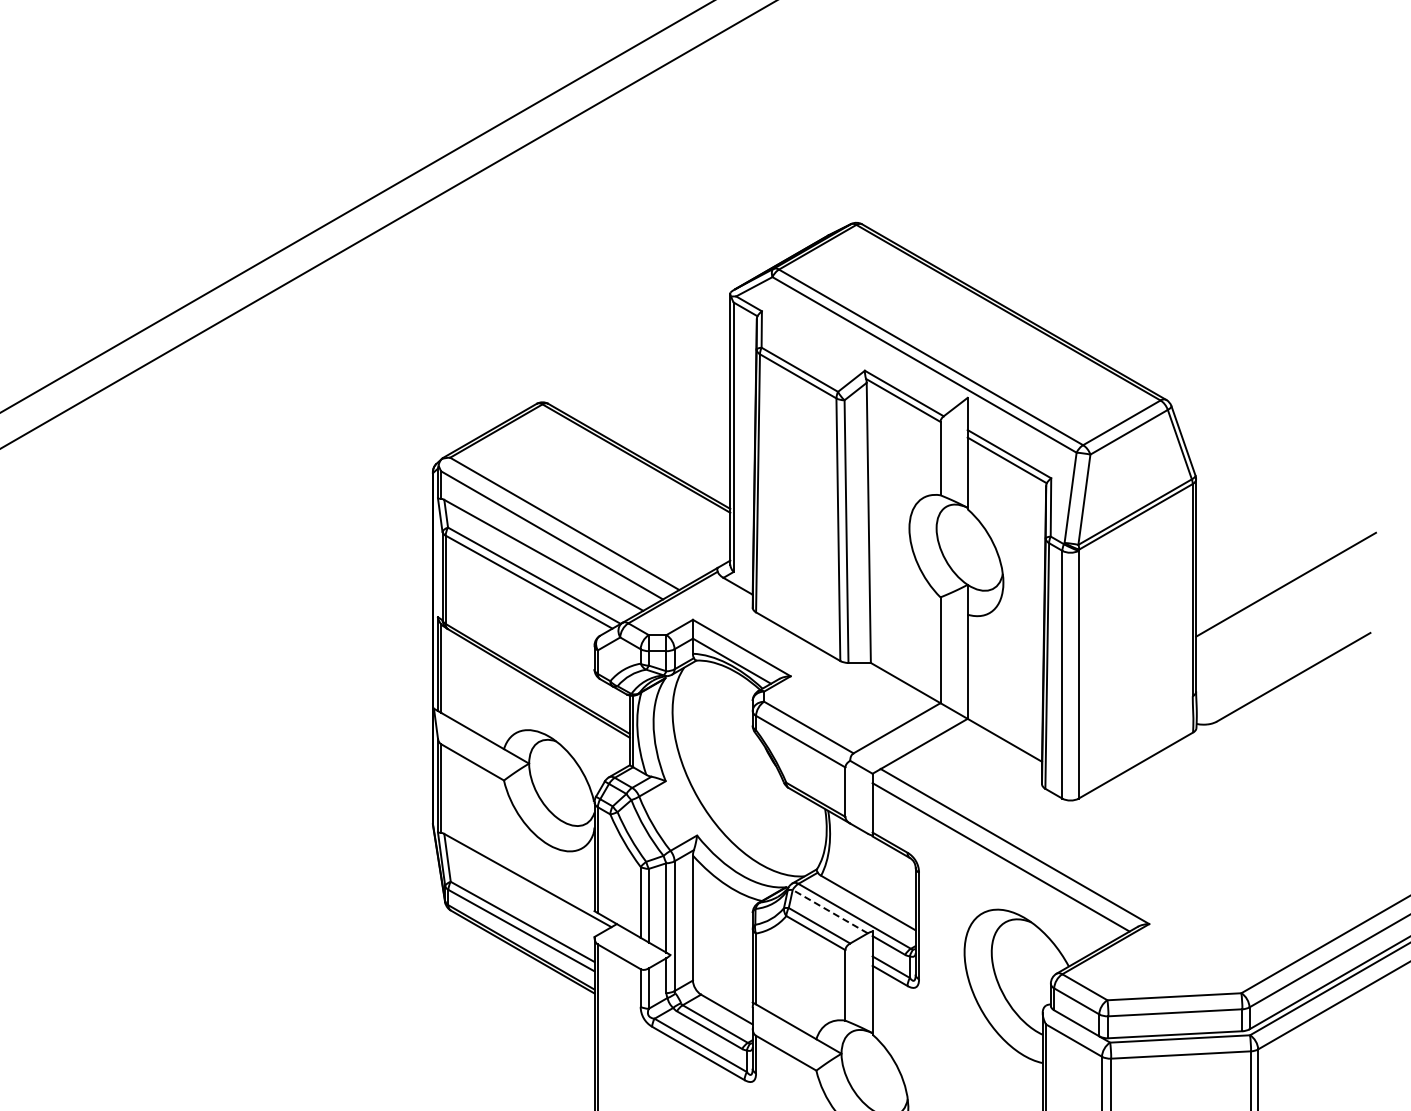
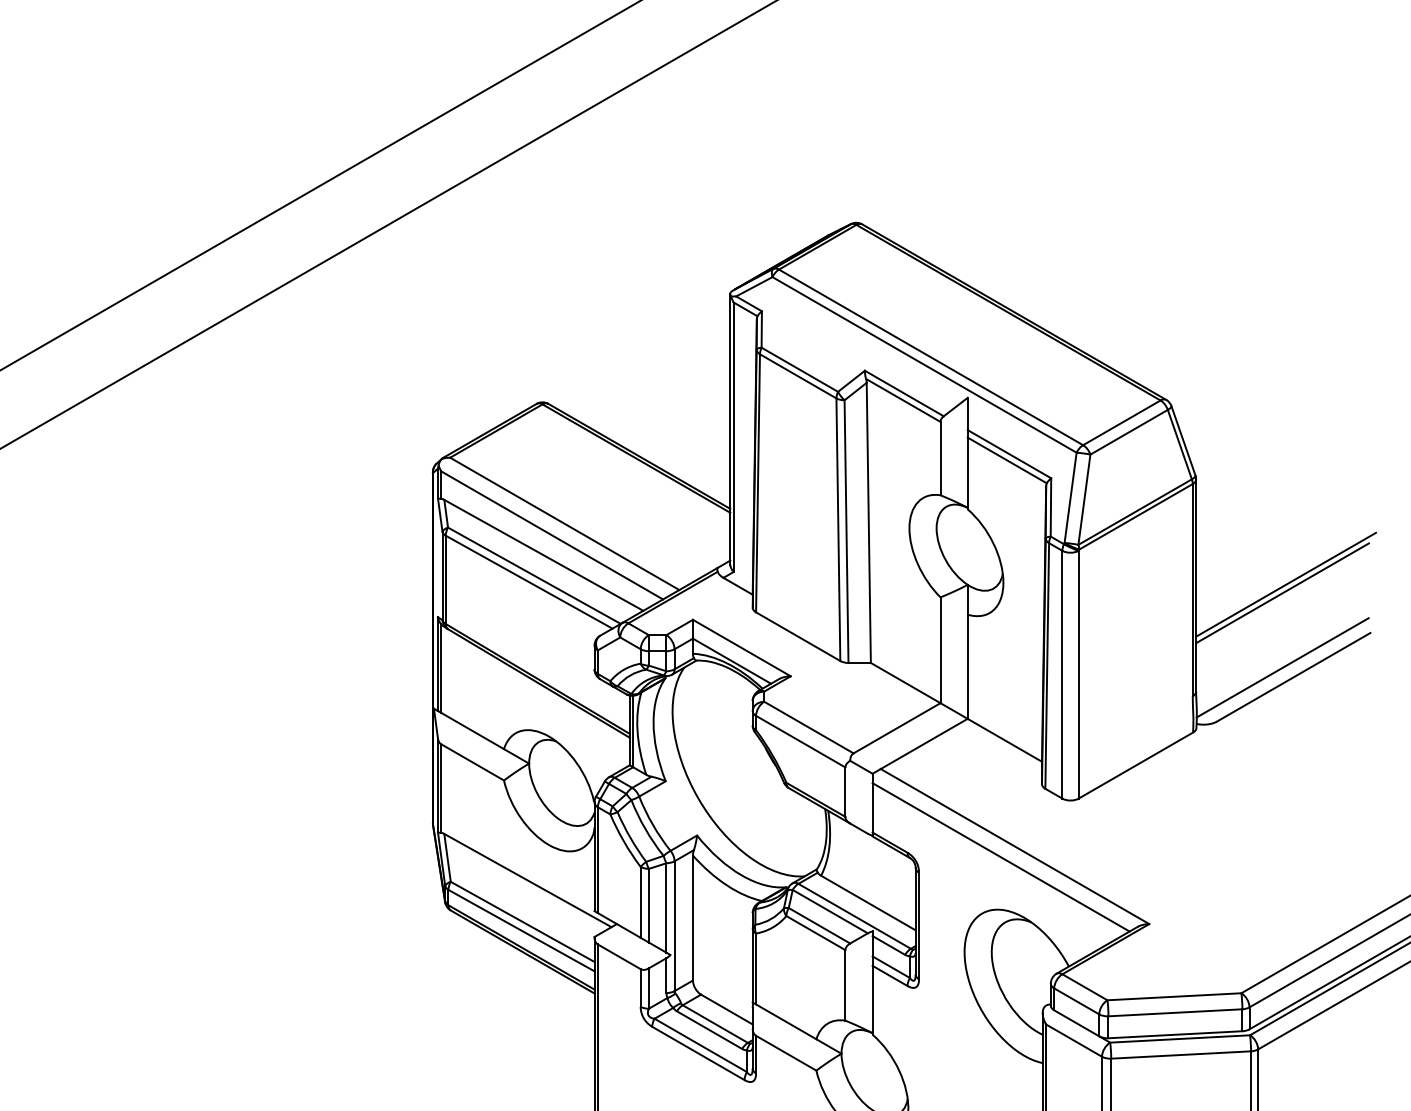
line position: (356, 206) -> (320, 185) (320, 185)
line: none -> present (1282, 593)
line: none -> present (1282, 667)
line: dashed -> solid (829, 911)
